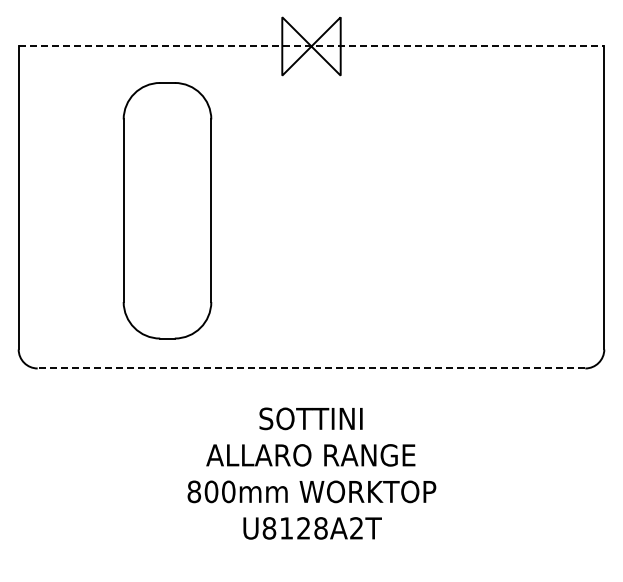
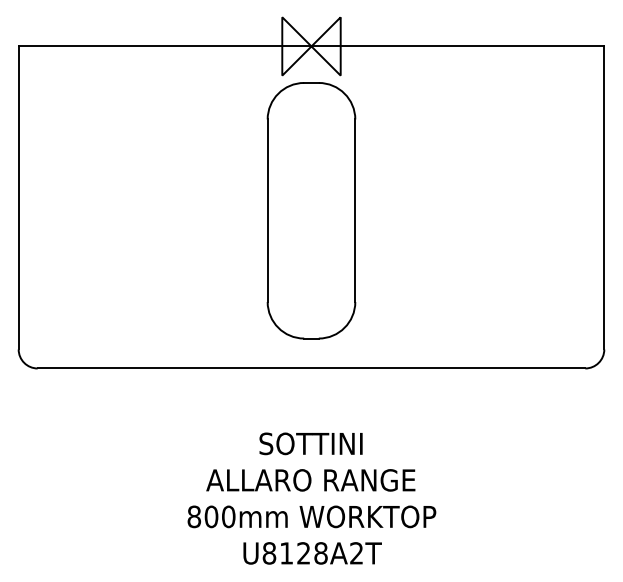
line: dashed -> solid (311, 46)
part position: (167, 210) -> (311, 210) (311, 210)
line: dashed -> solid (311, 368)
text position: (311, 473) -> (311, 498) (311, 498)
